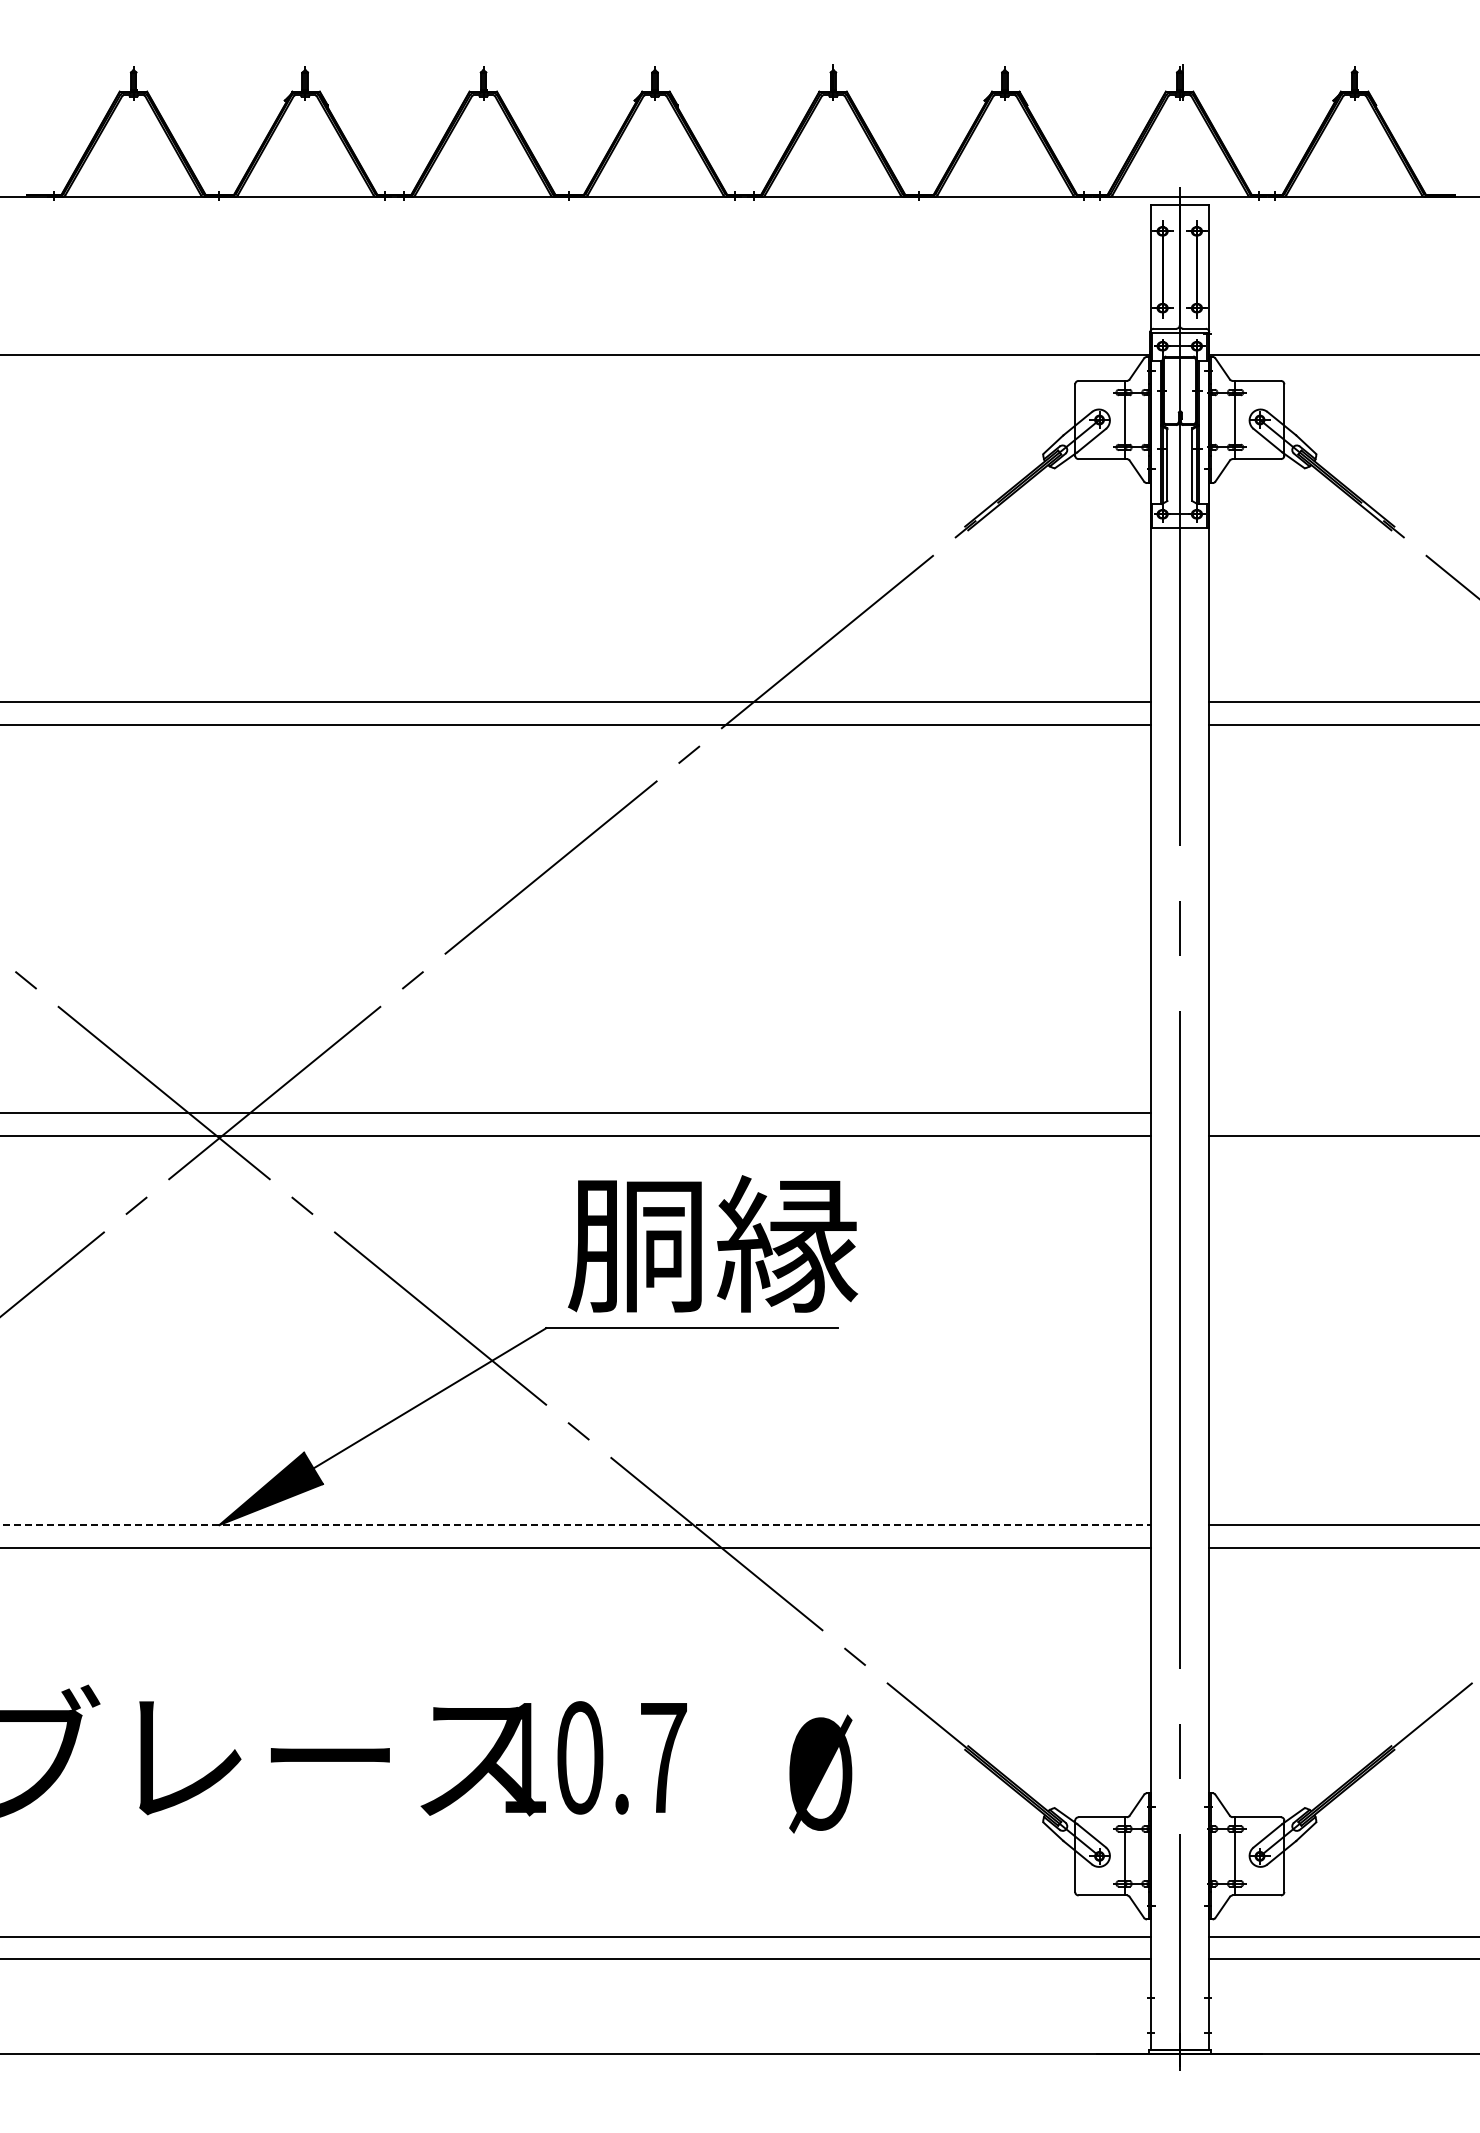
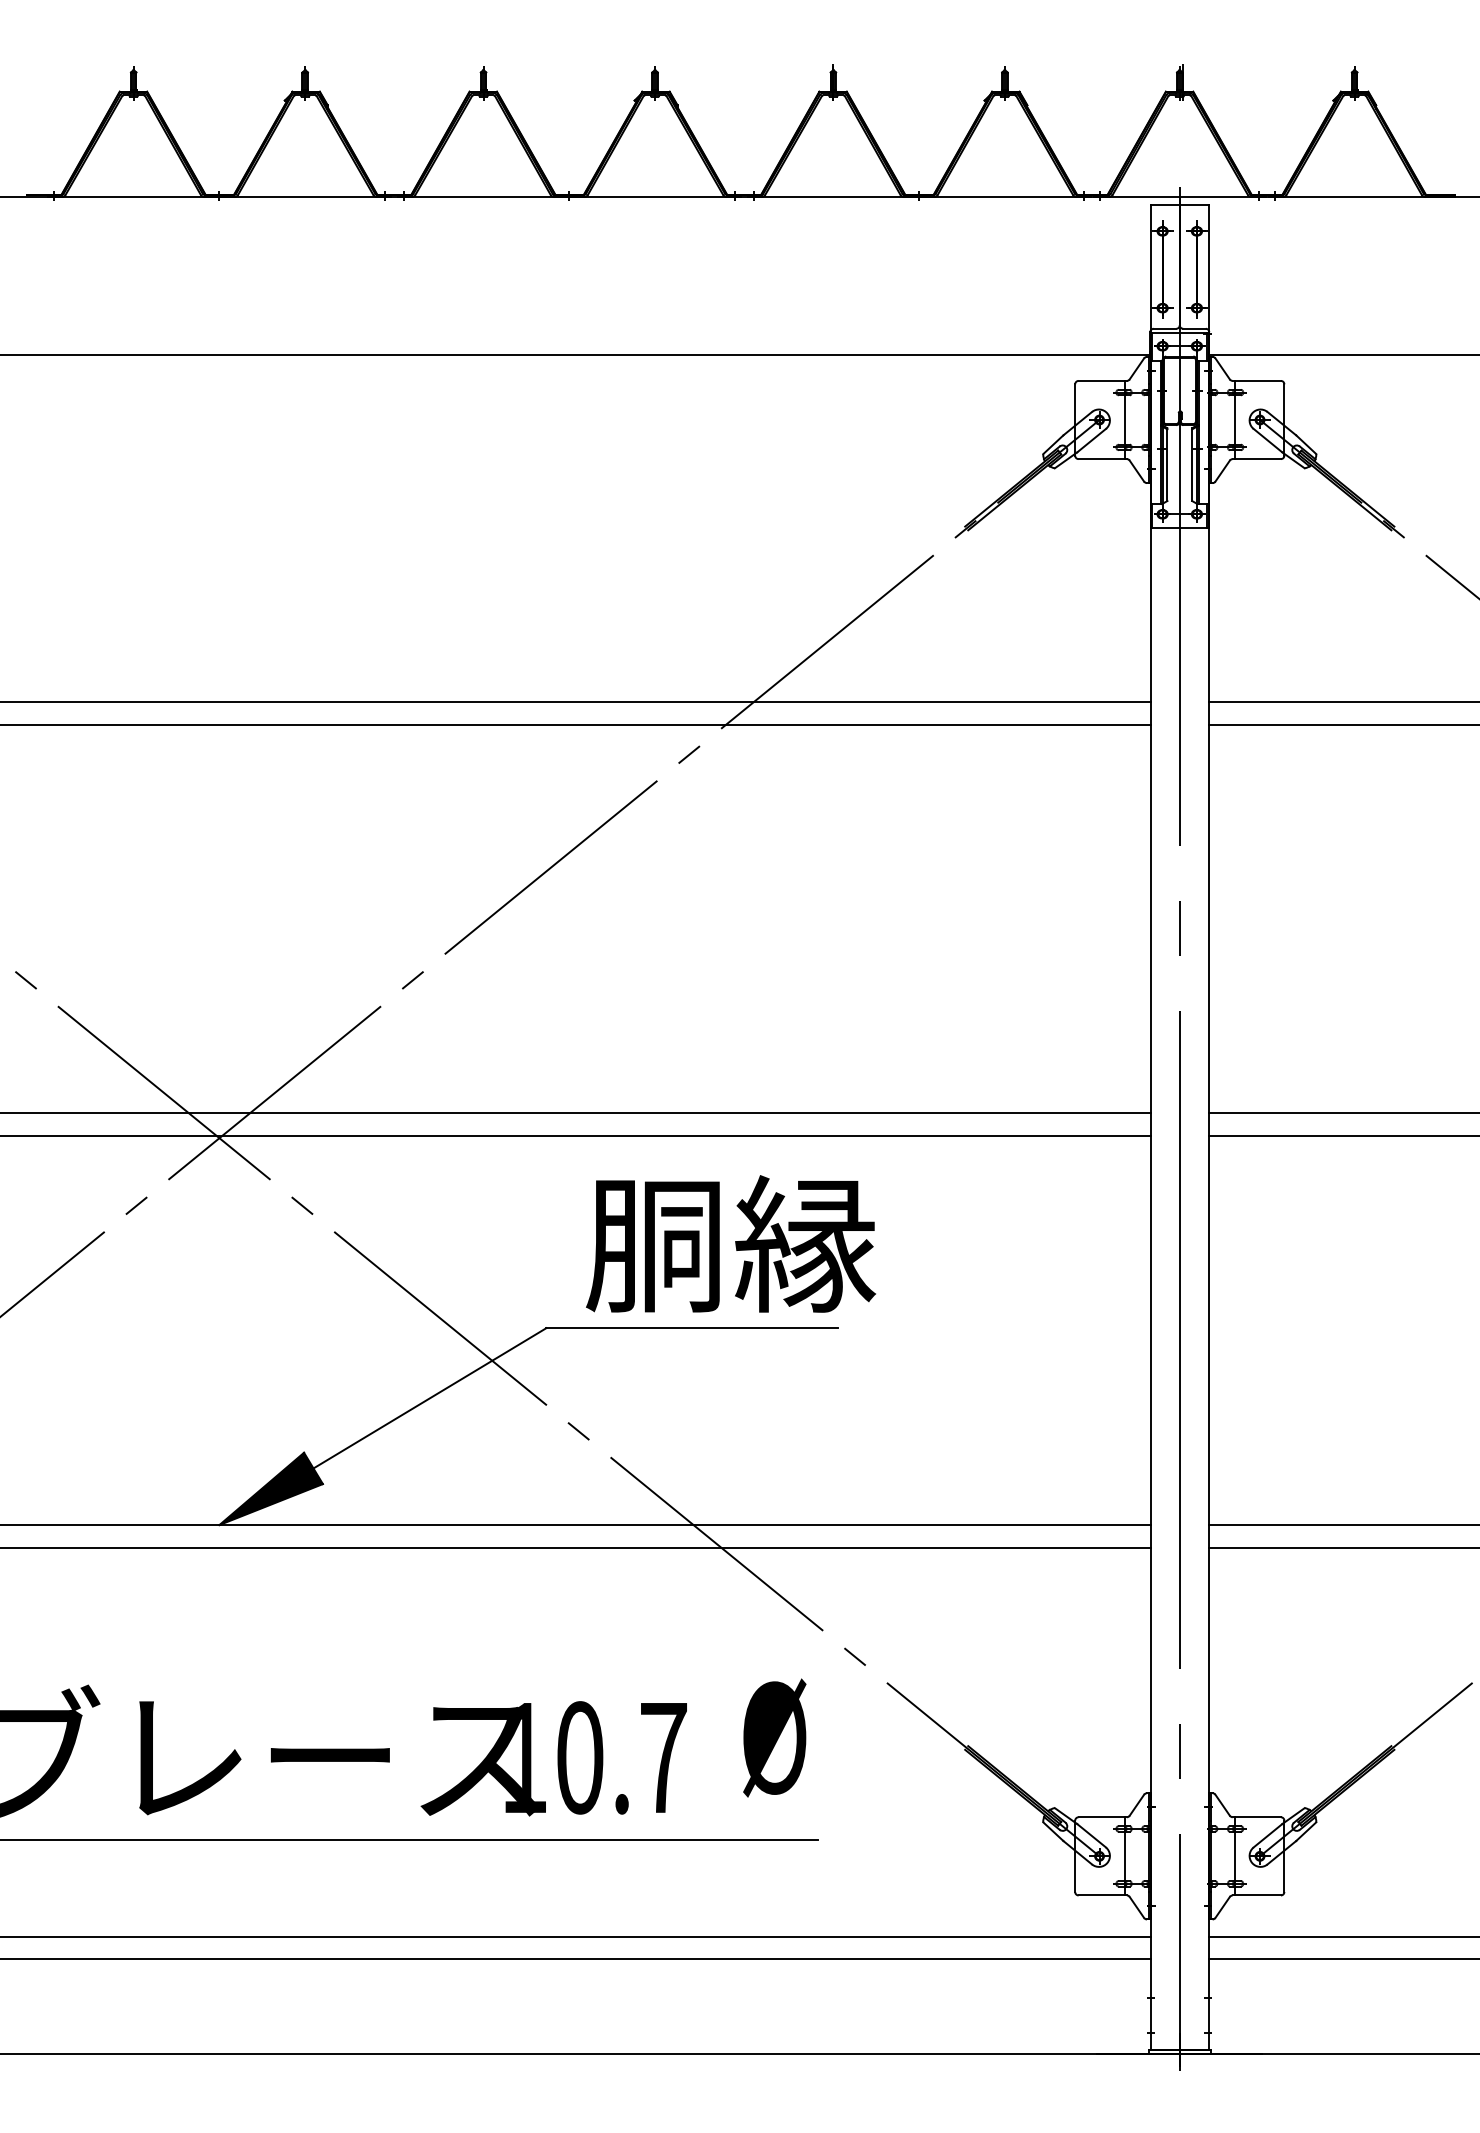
line: none -> present (1342, 1113)
text position: (712, 1243) -> (730, 1243) (730, 1243)
line: dashed -> solid (575, 1525)
text position: (820, 1773) -> (774, 1737) (774, 1737)
line: none -> present (410, 1840)
